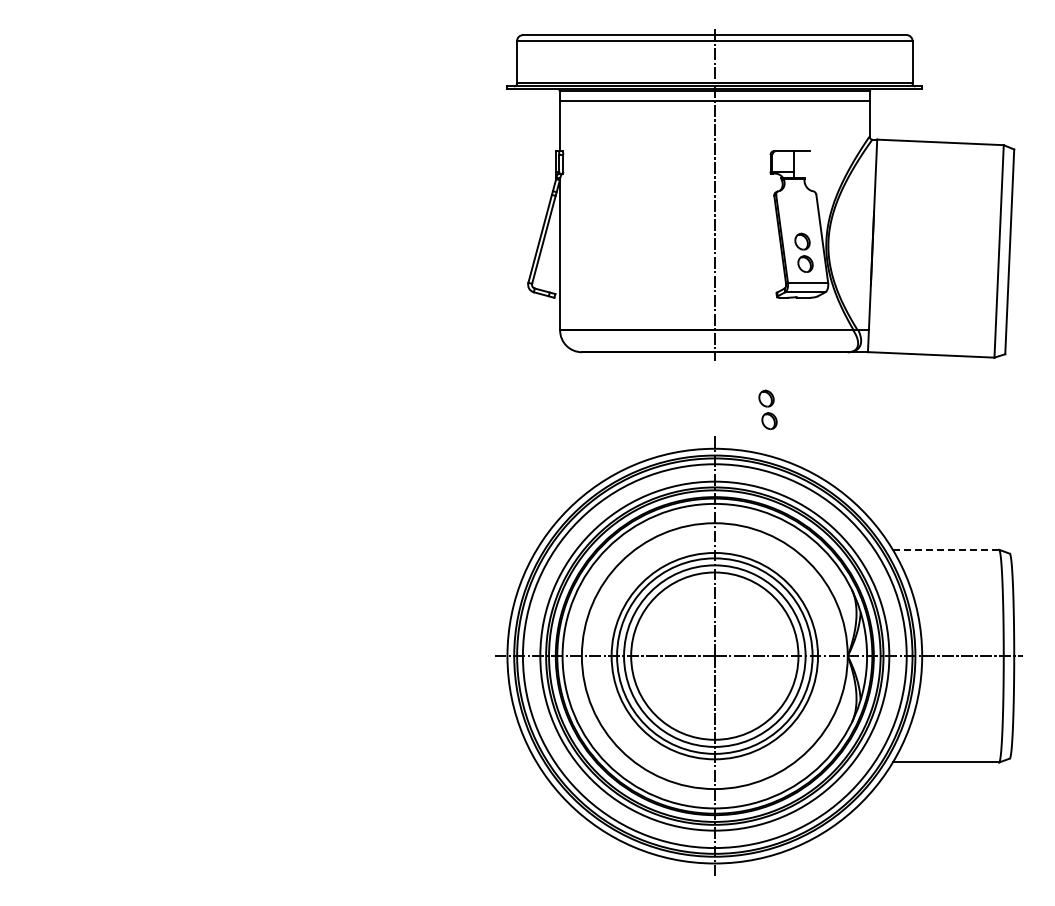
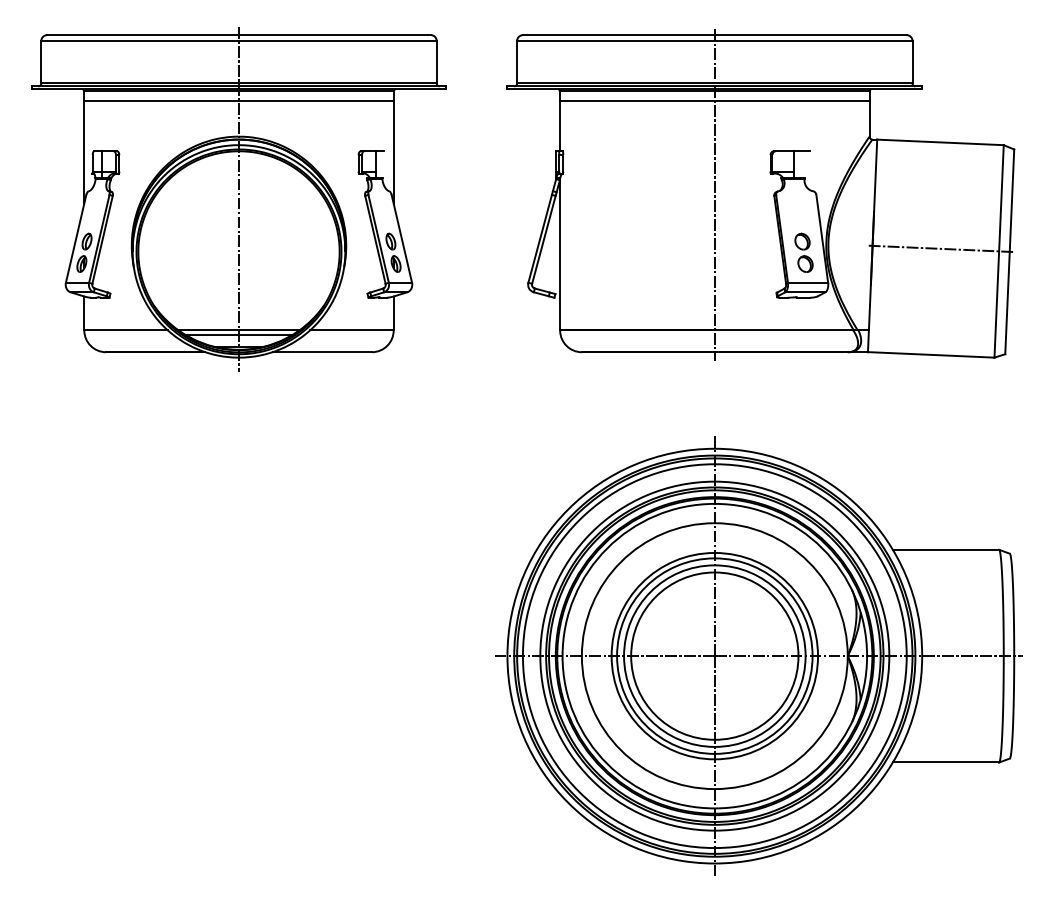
part: none -> present (238, 199)
line: none -> present (940, 248)
part: present -> none (767, 409)
line: dashed -> solid (945, 549)
